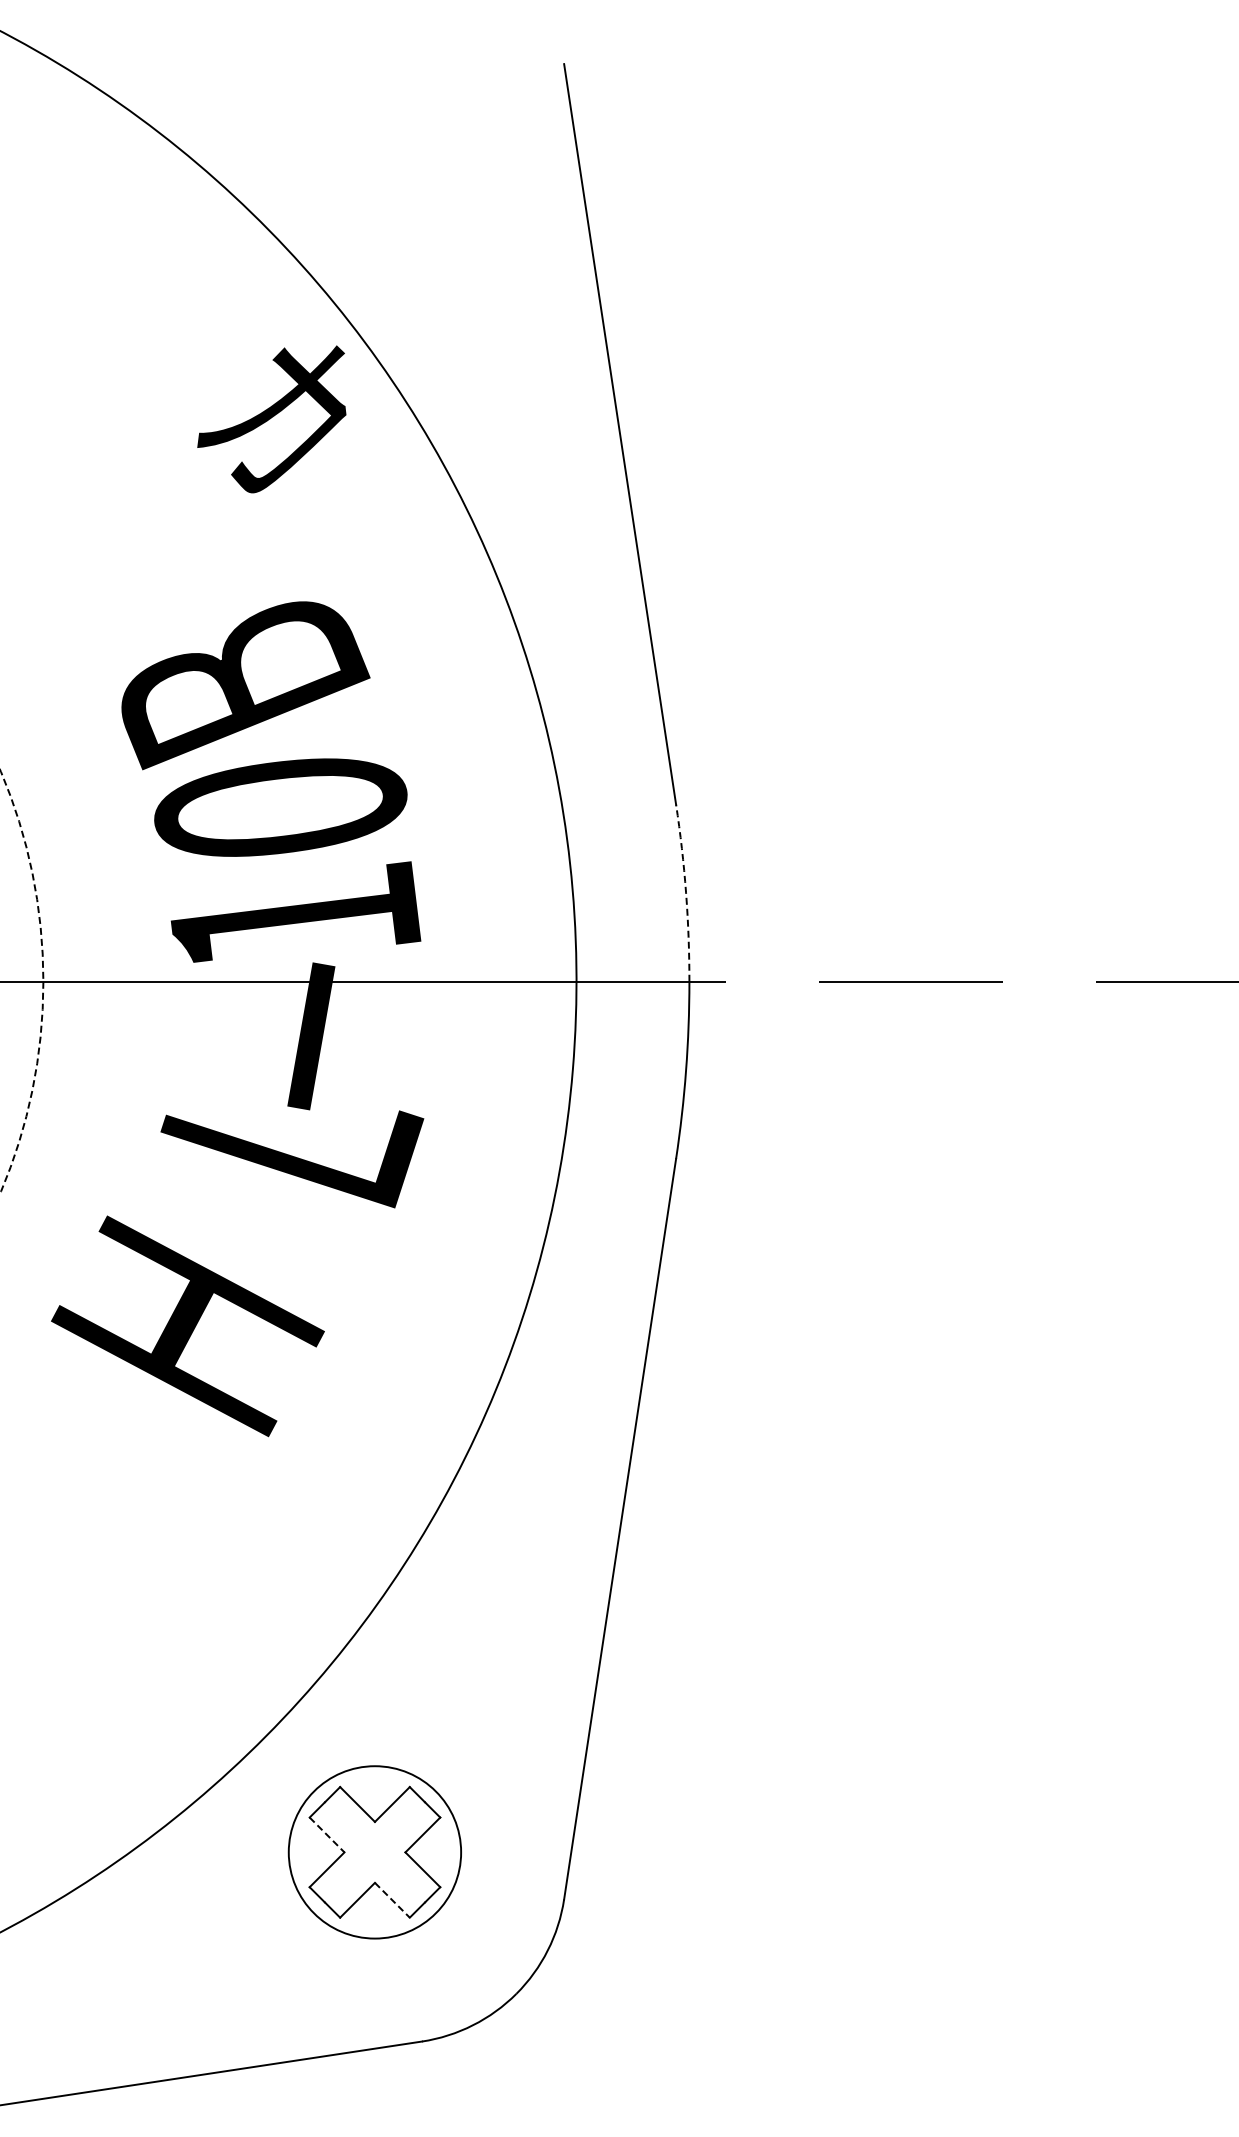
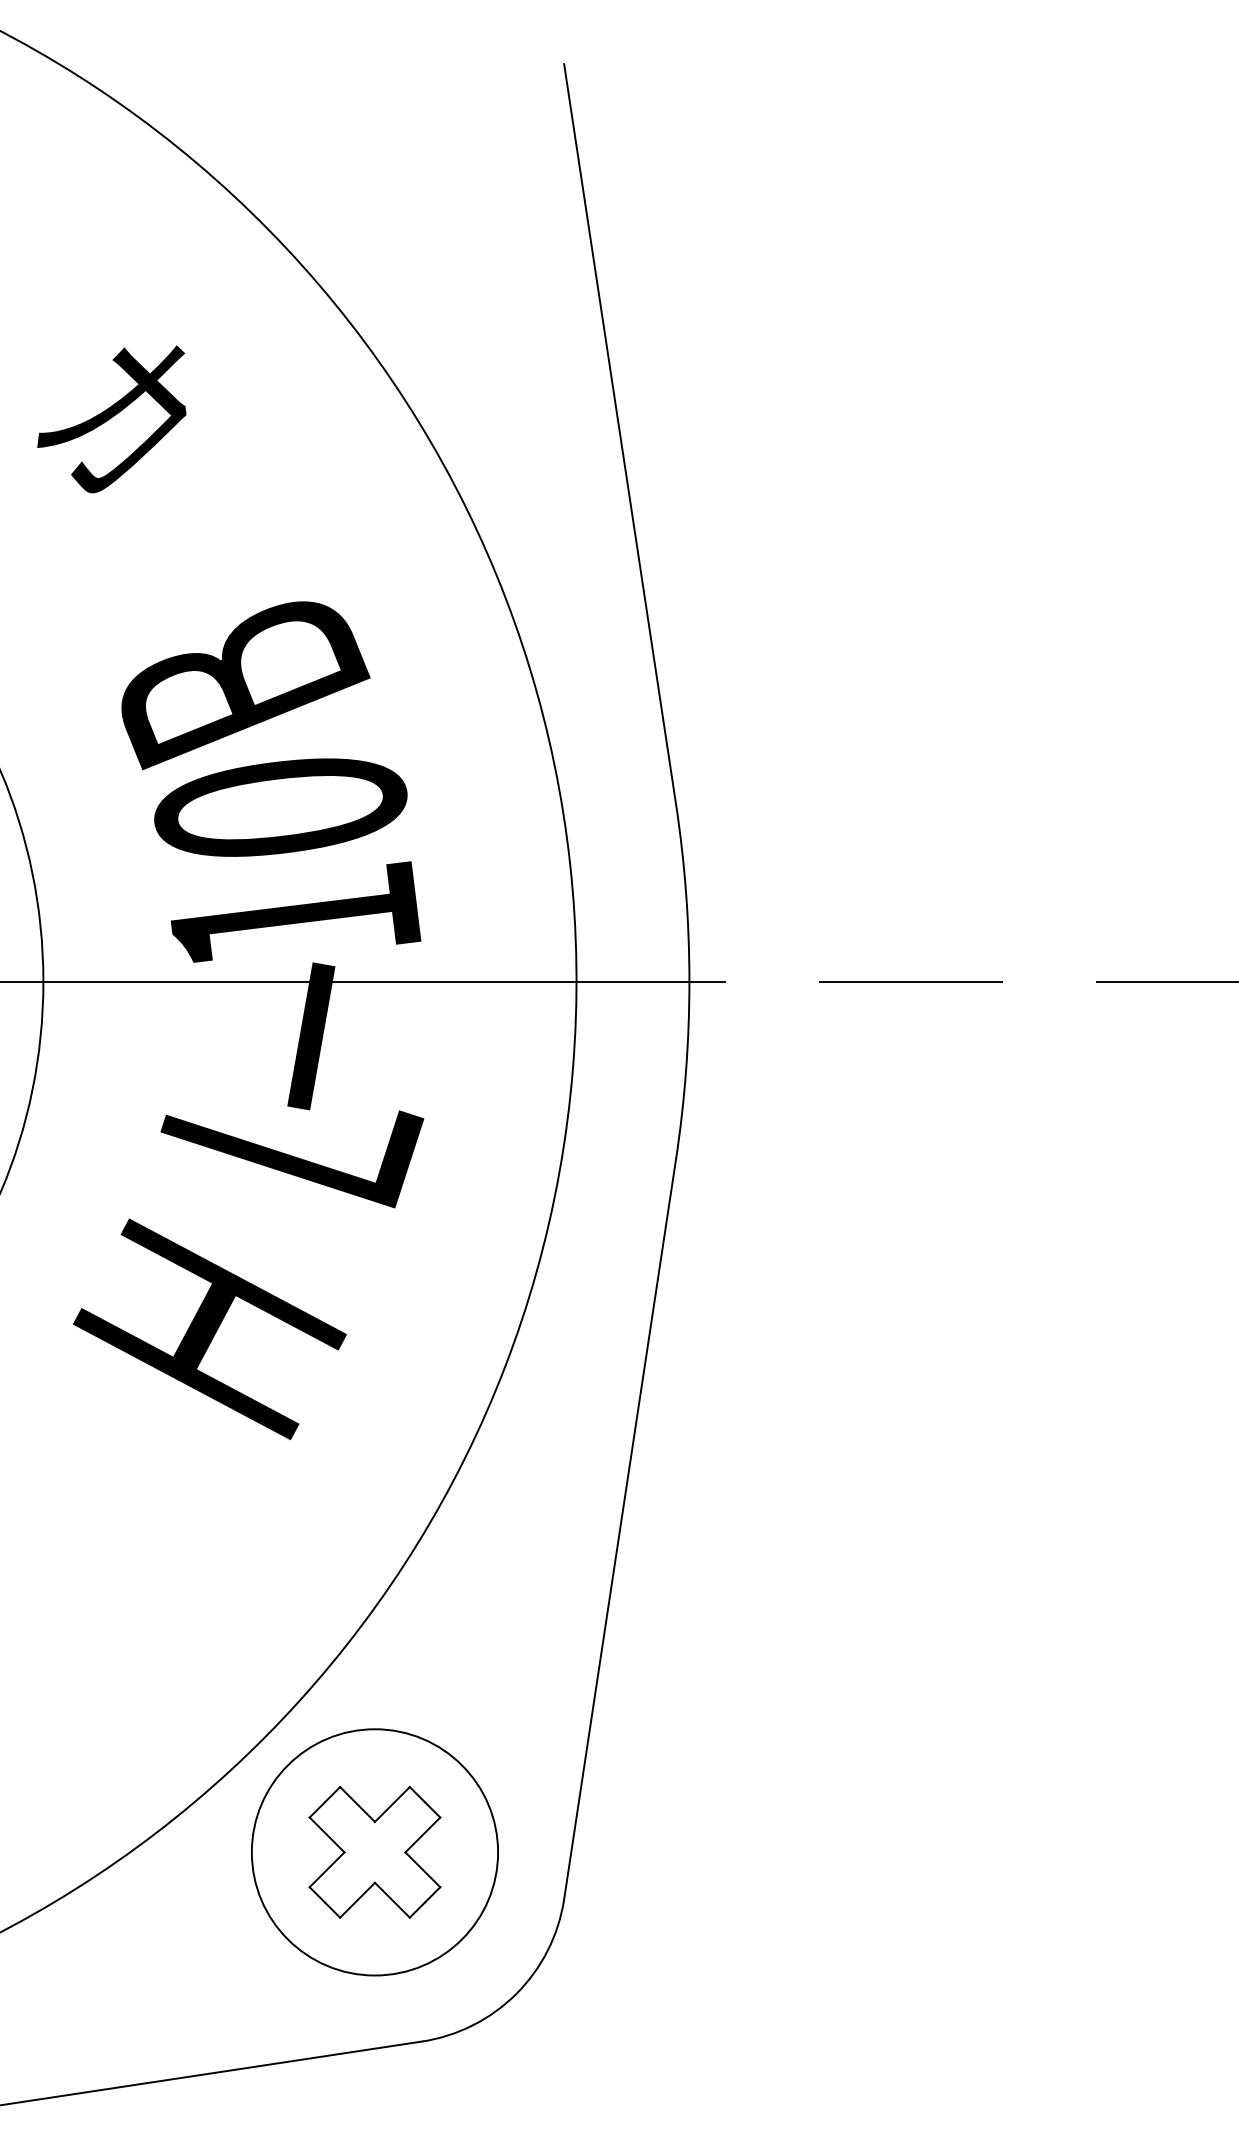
text position: (271, 419) -> (111, 419) (111, 419)
arc: dashed -> solid (686, 892)
circle: dashed -> solid (21, 981)
text position: (187, 1326) -> (209, 1329) (209, 1329)
line: dashed -> solid (327, 1834)
circle diameter: 172 px -> 246 px (374, 1852)
line: dashed -> solid (392, 1900)
